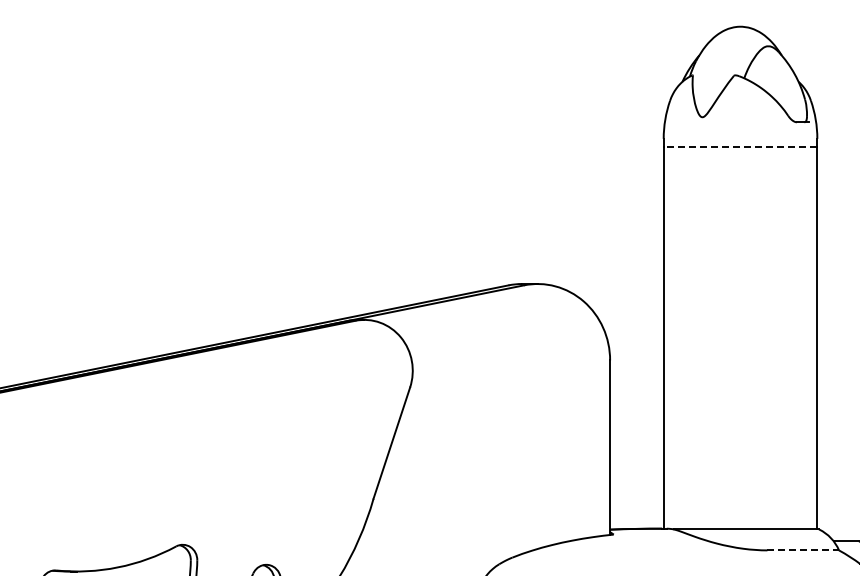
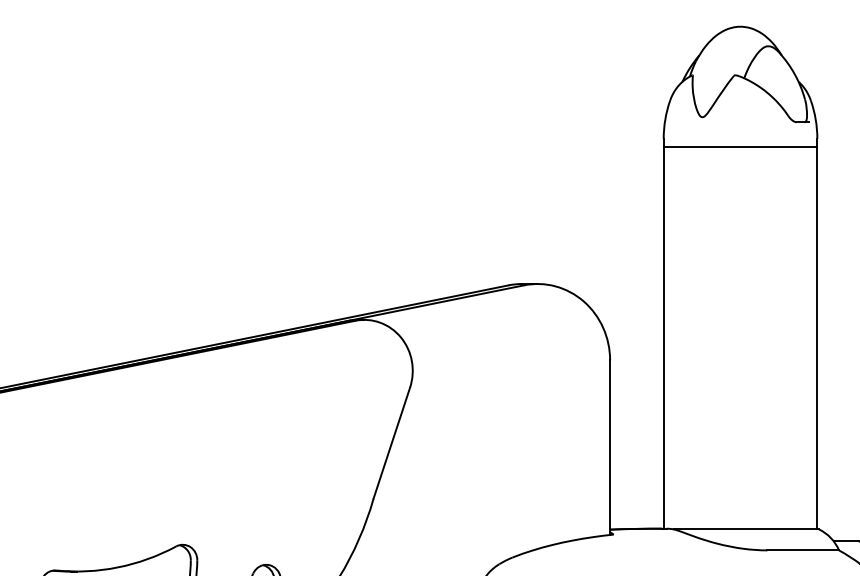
line: dashed -> solid (740, 146)
line: dashed -> solid (803, 550)
